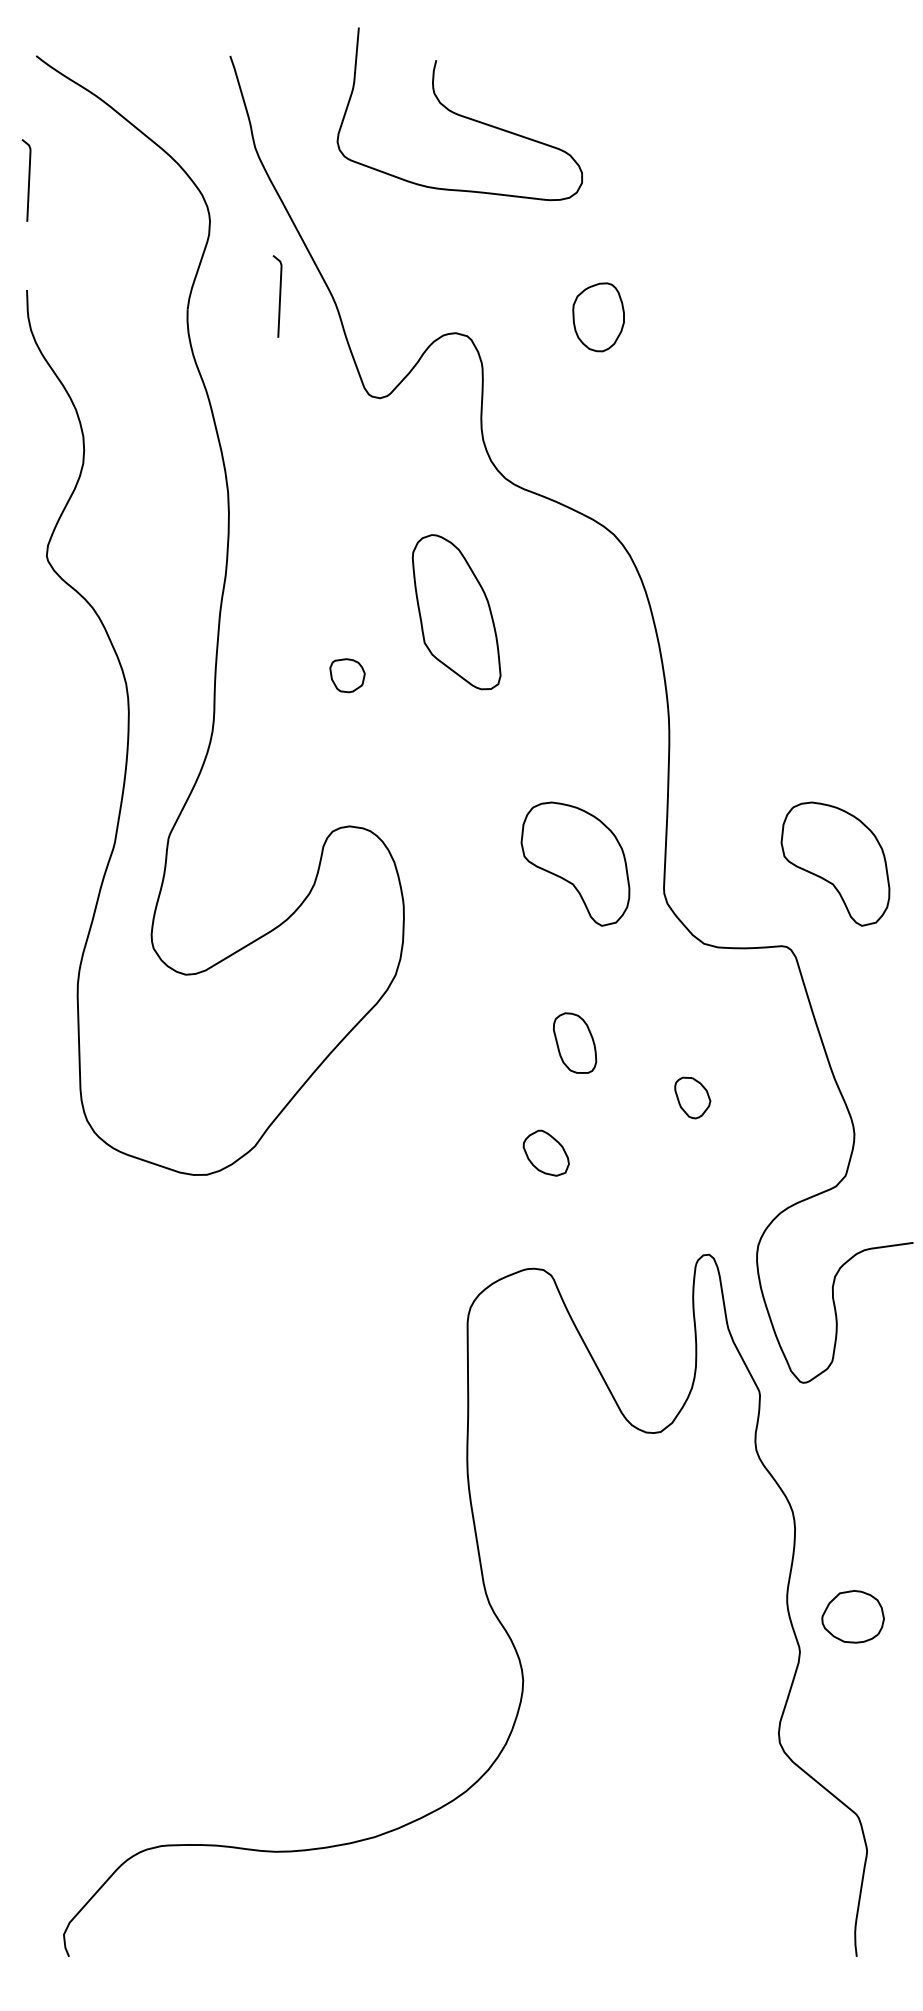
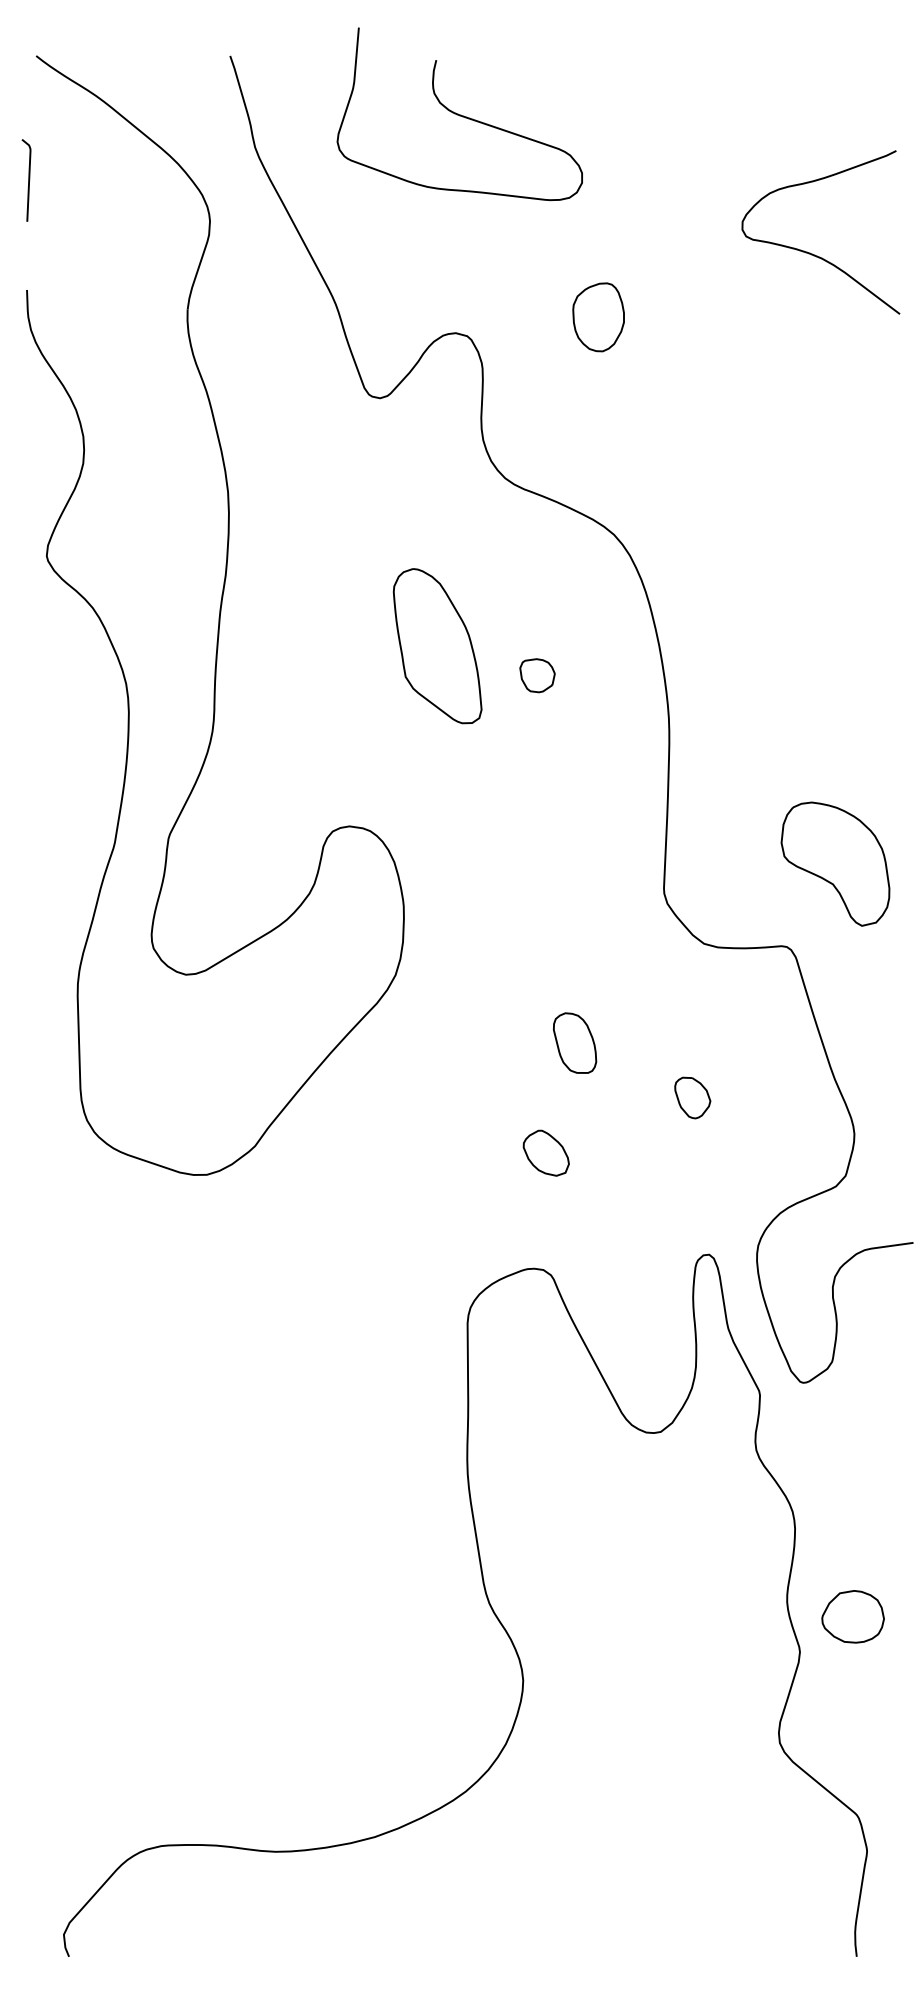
curve: none -> present (810, 252)
line: present -> none (279, 296)
part position: (456, 612) -> (437, 646) (437, 646)
part position: (347, 675) -> (537, 675) (537, 675)
part: present -> none (575, 863)
